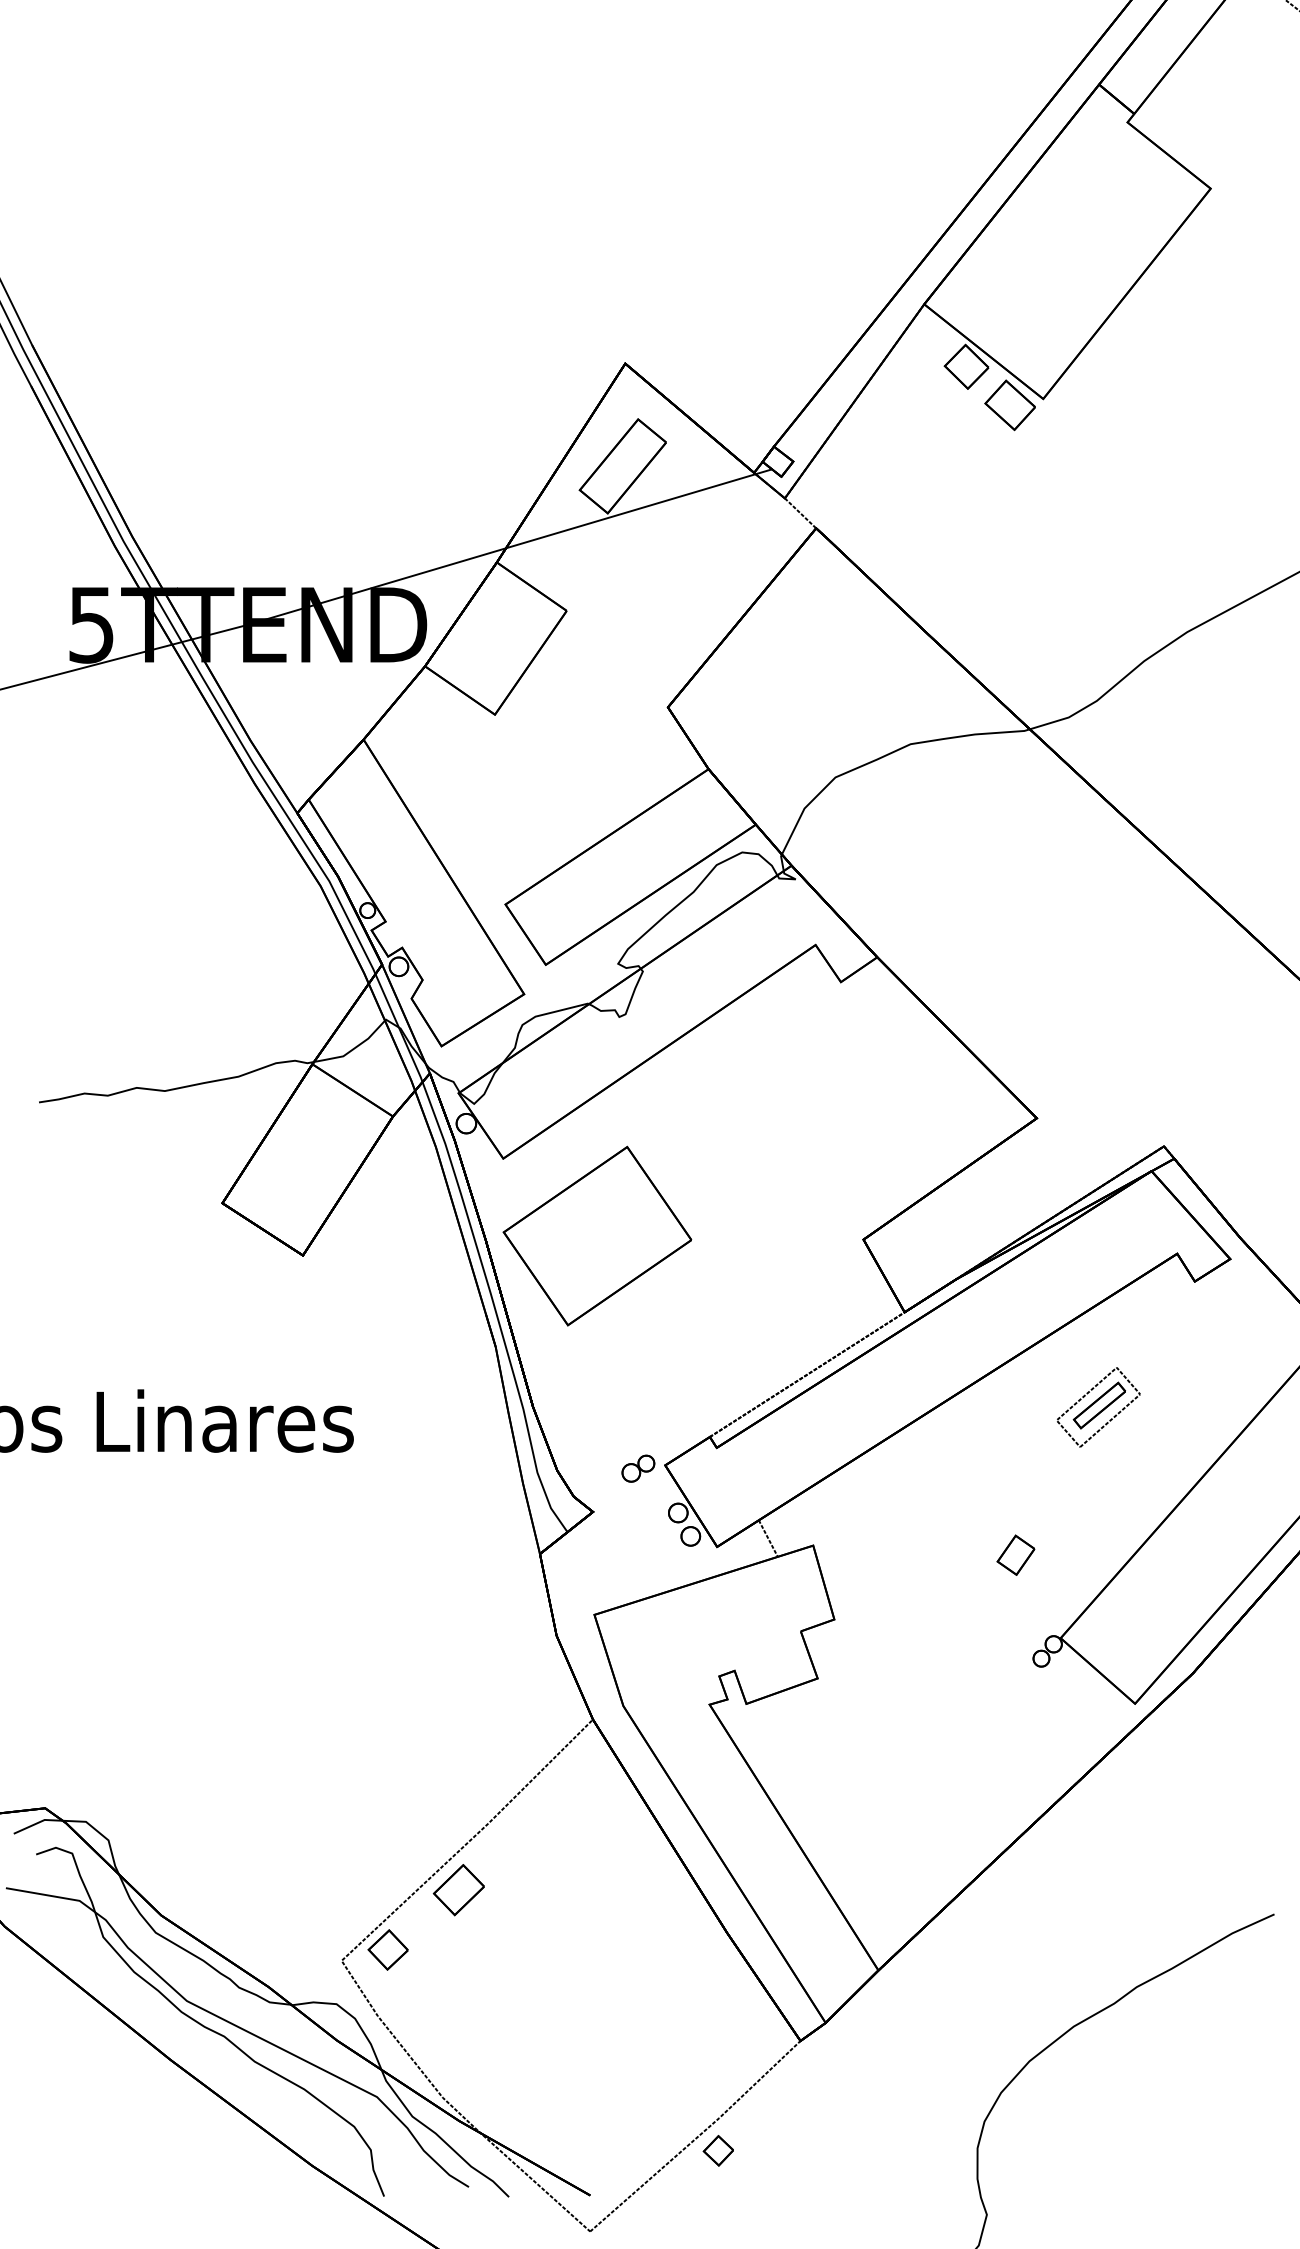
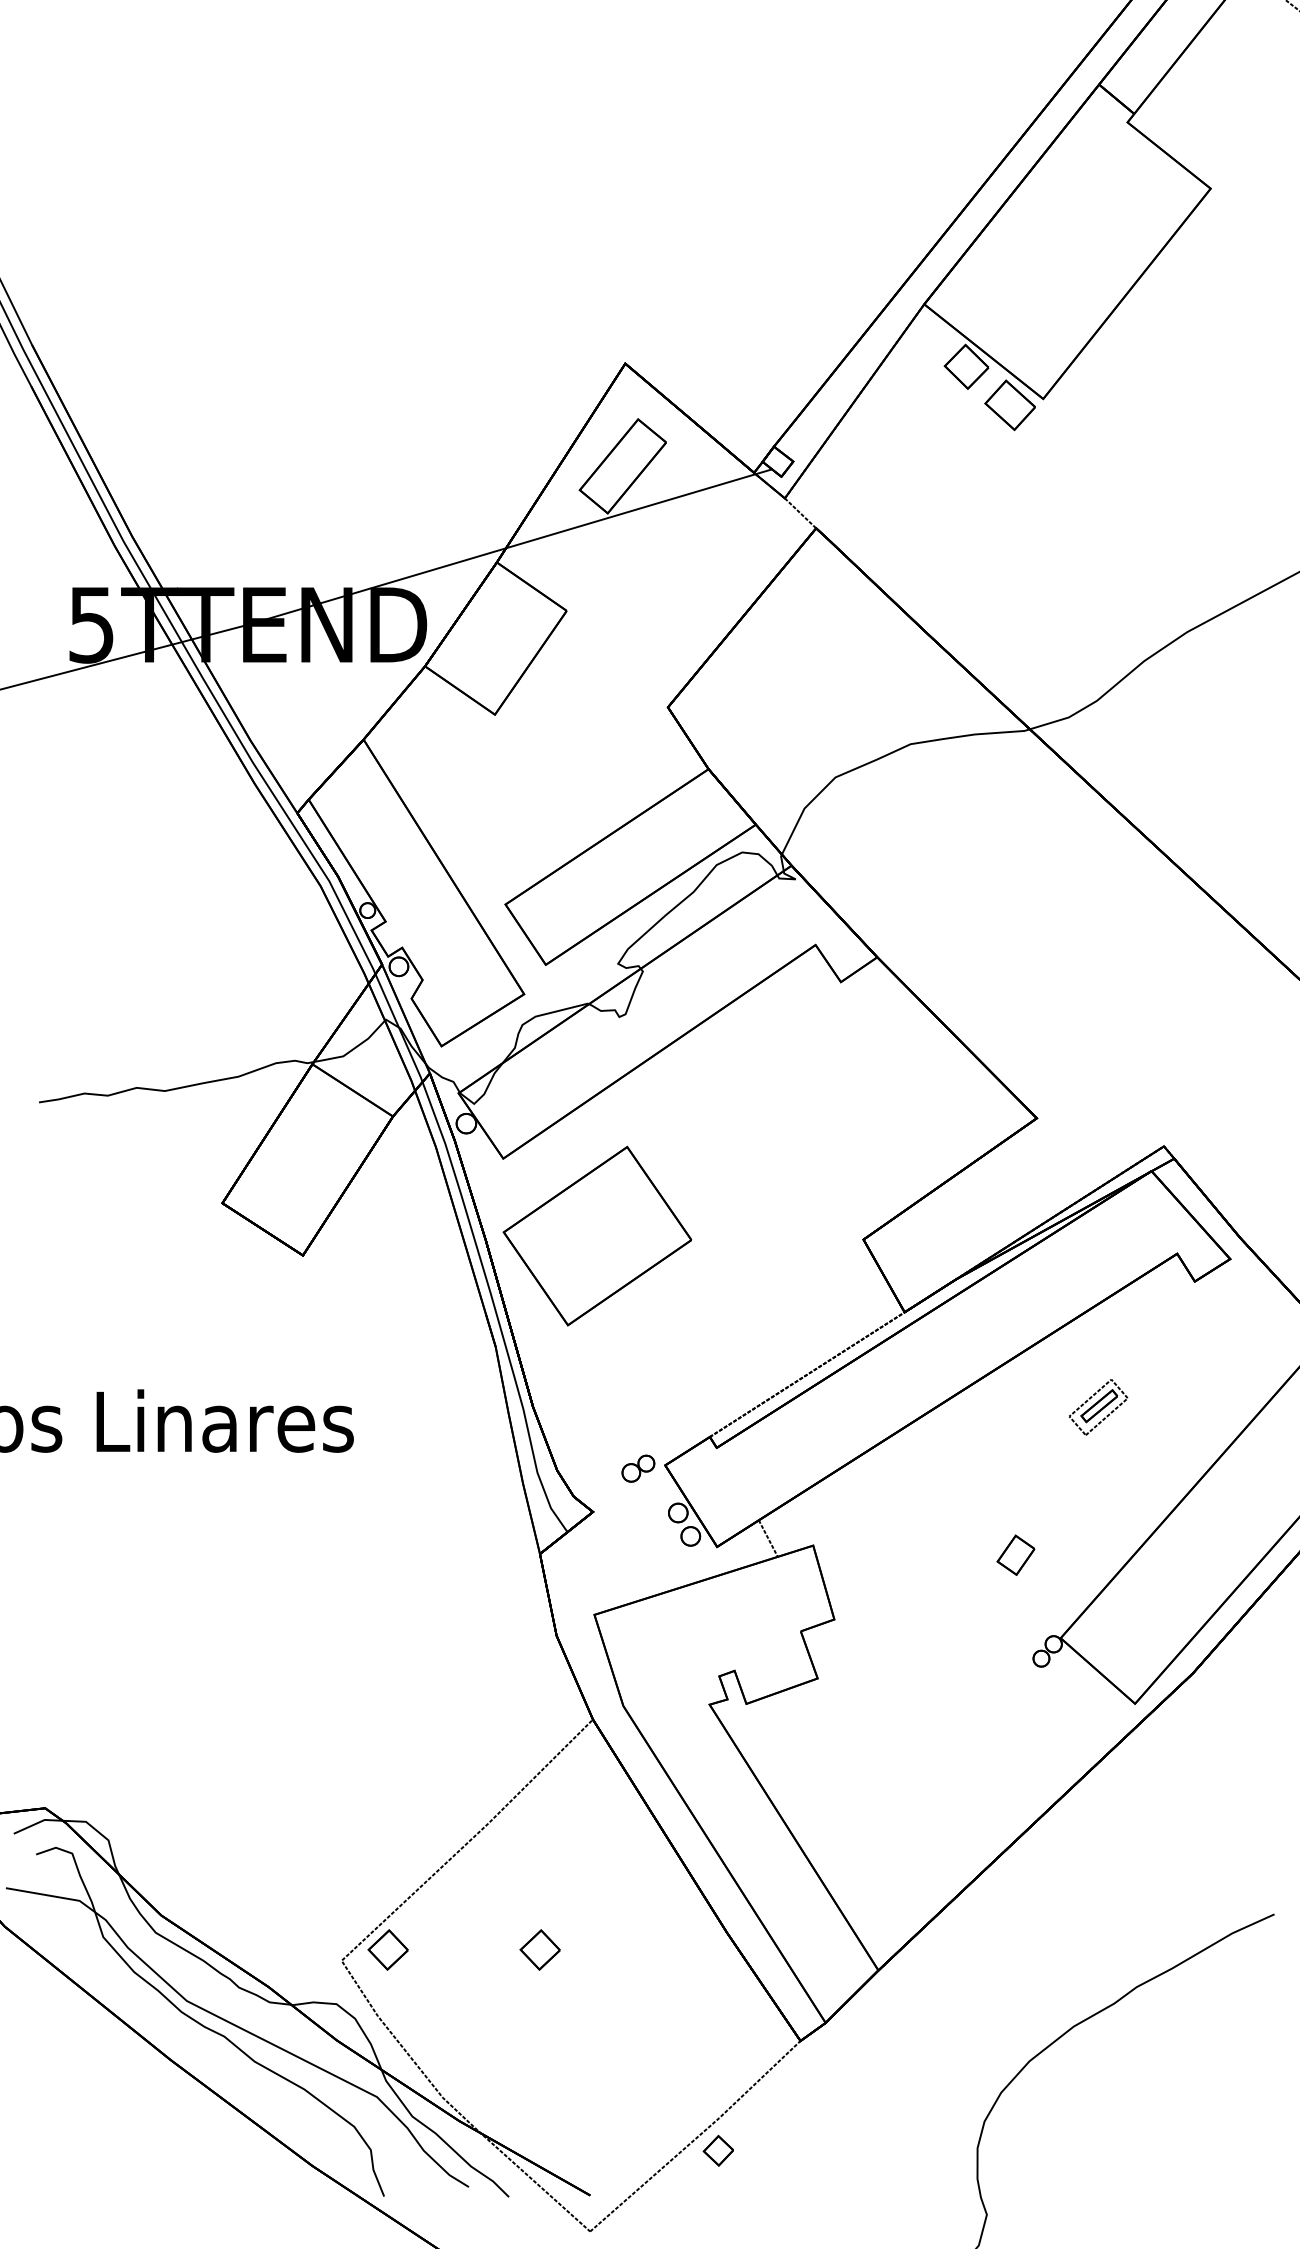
part size: 84x81 px -> 60x57 px (1098, 1407)
part: present -> none (458, 1890)
part: none -> present (539, 1949)
